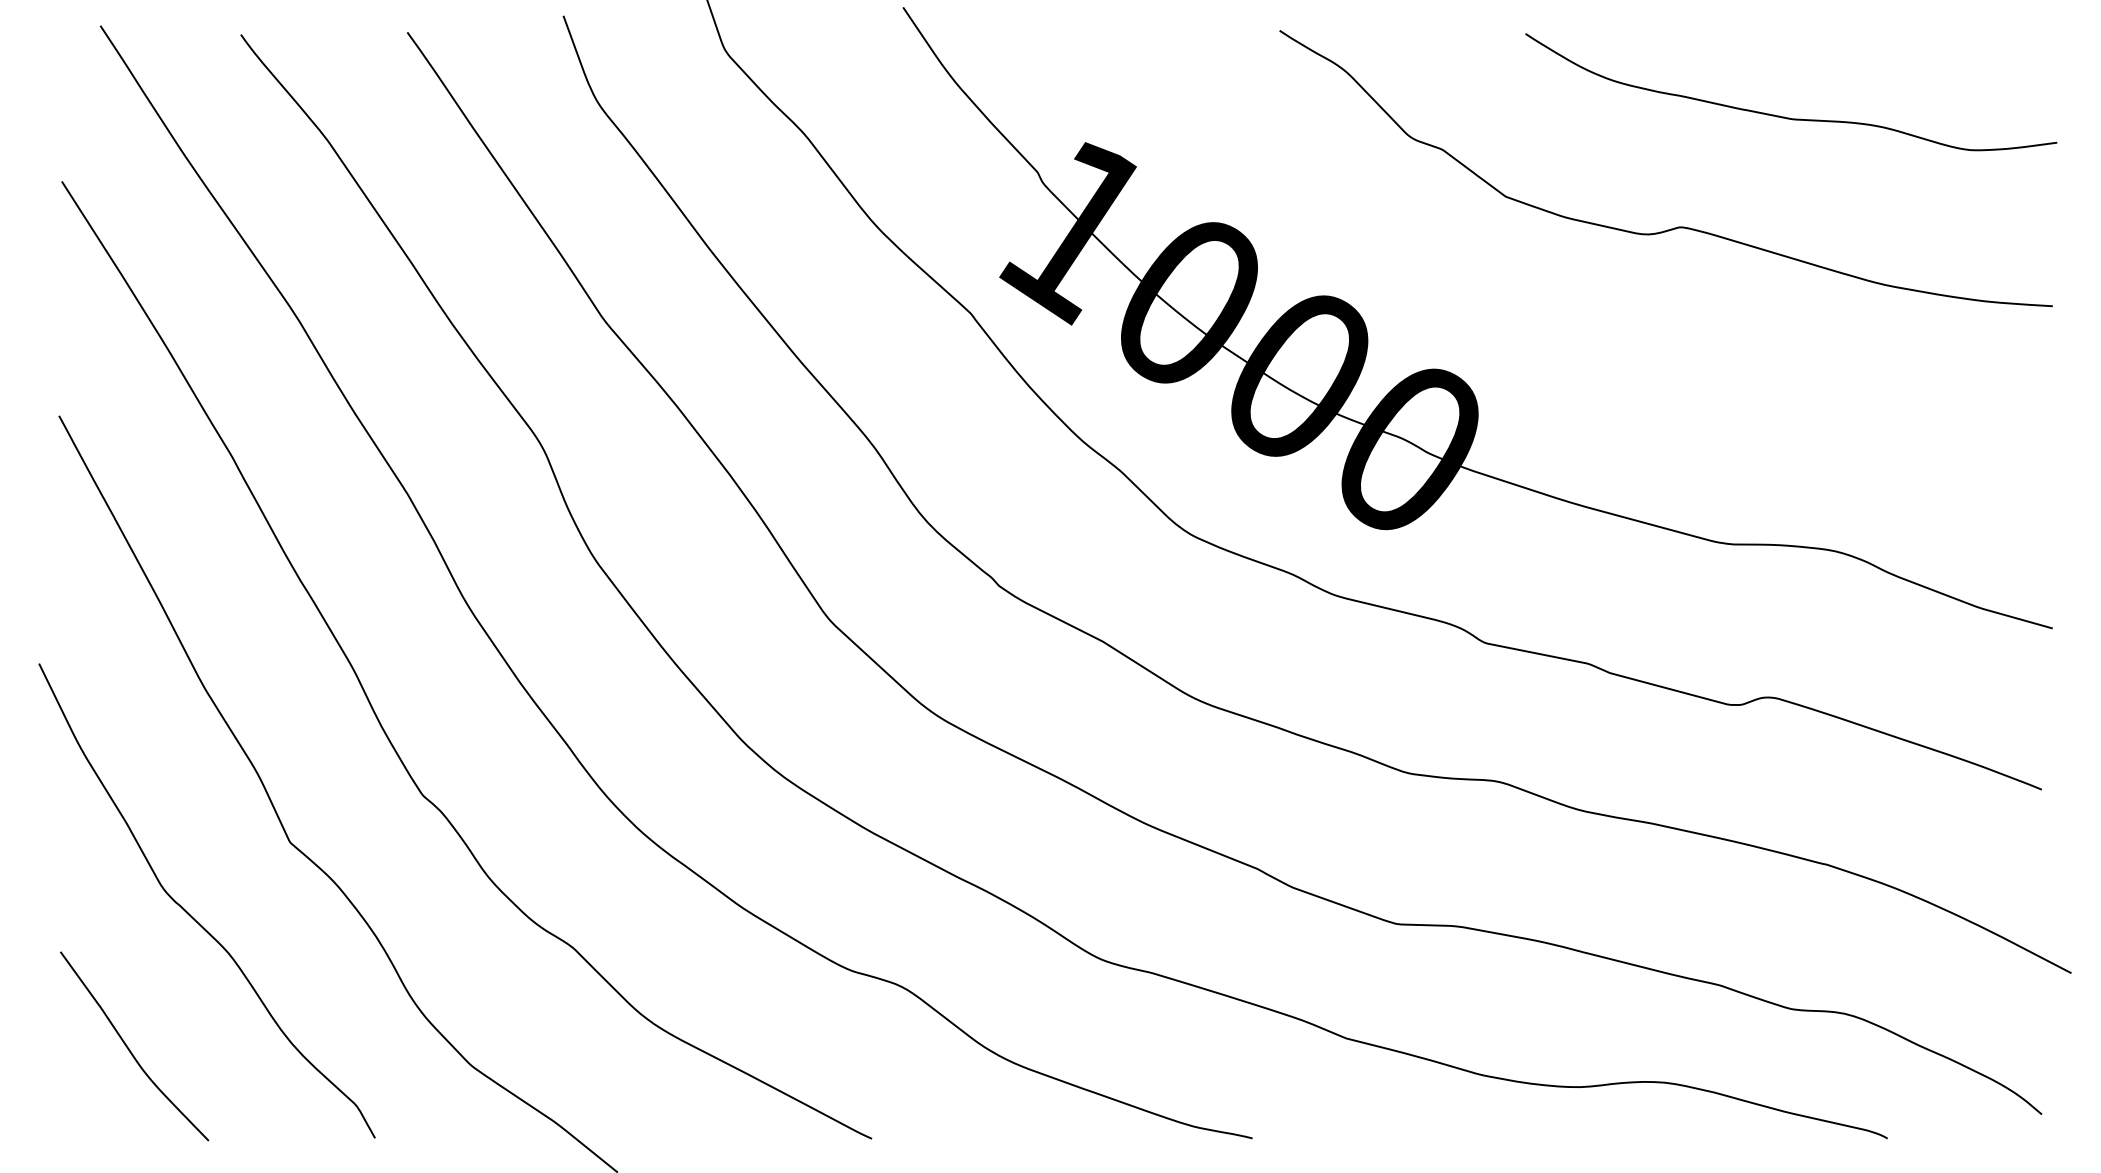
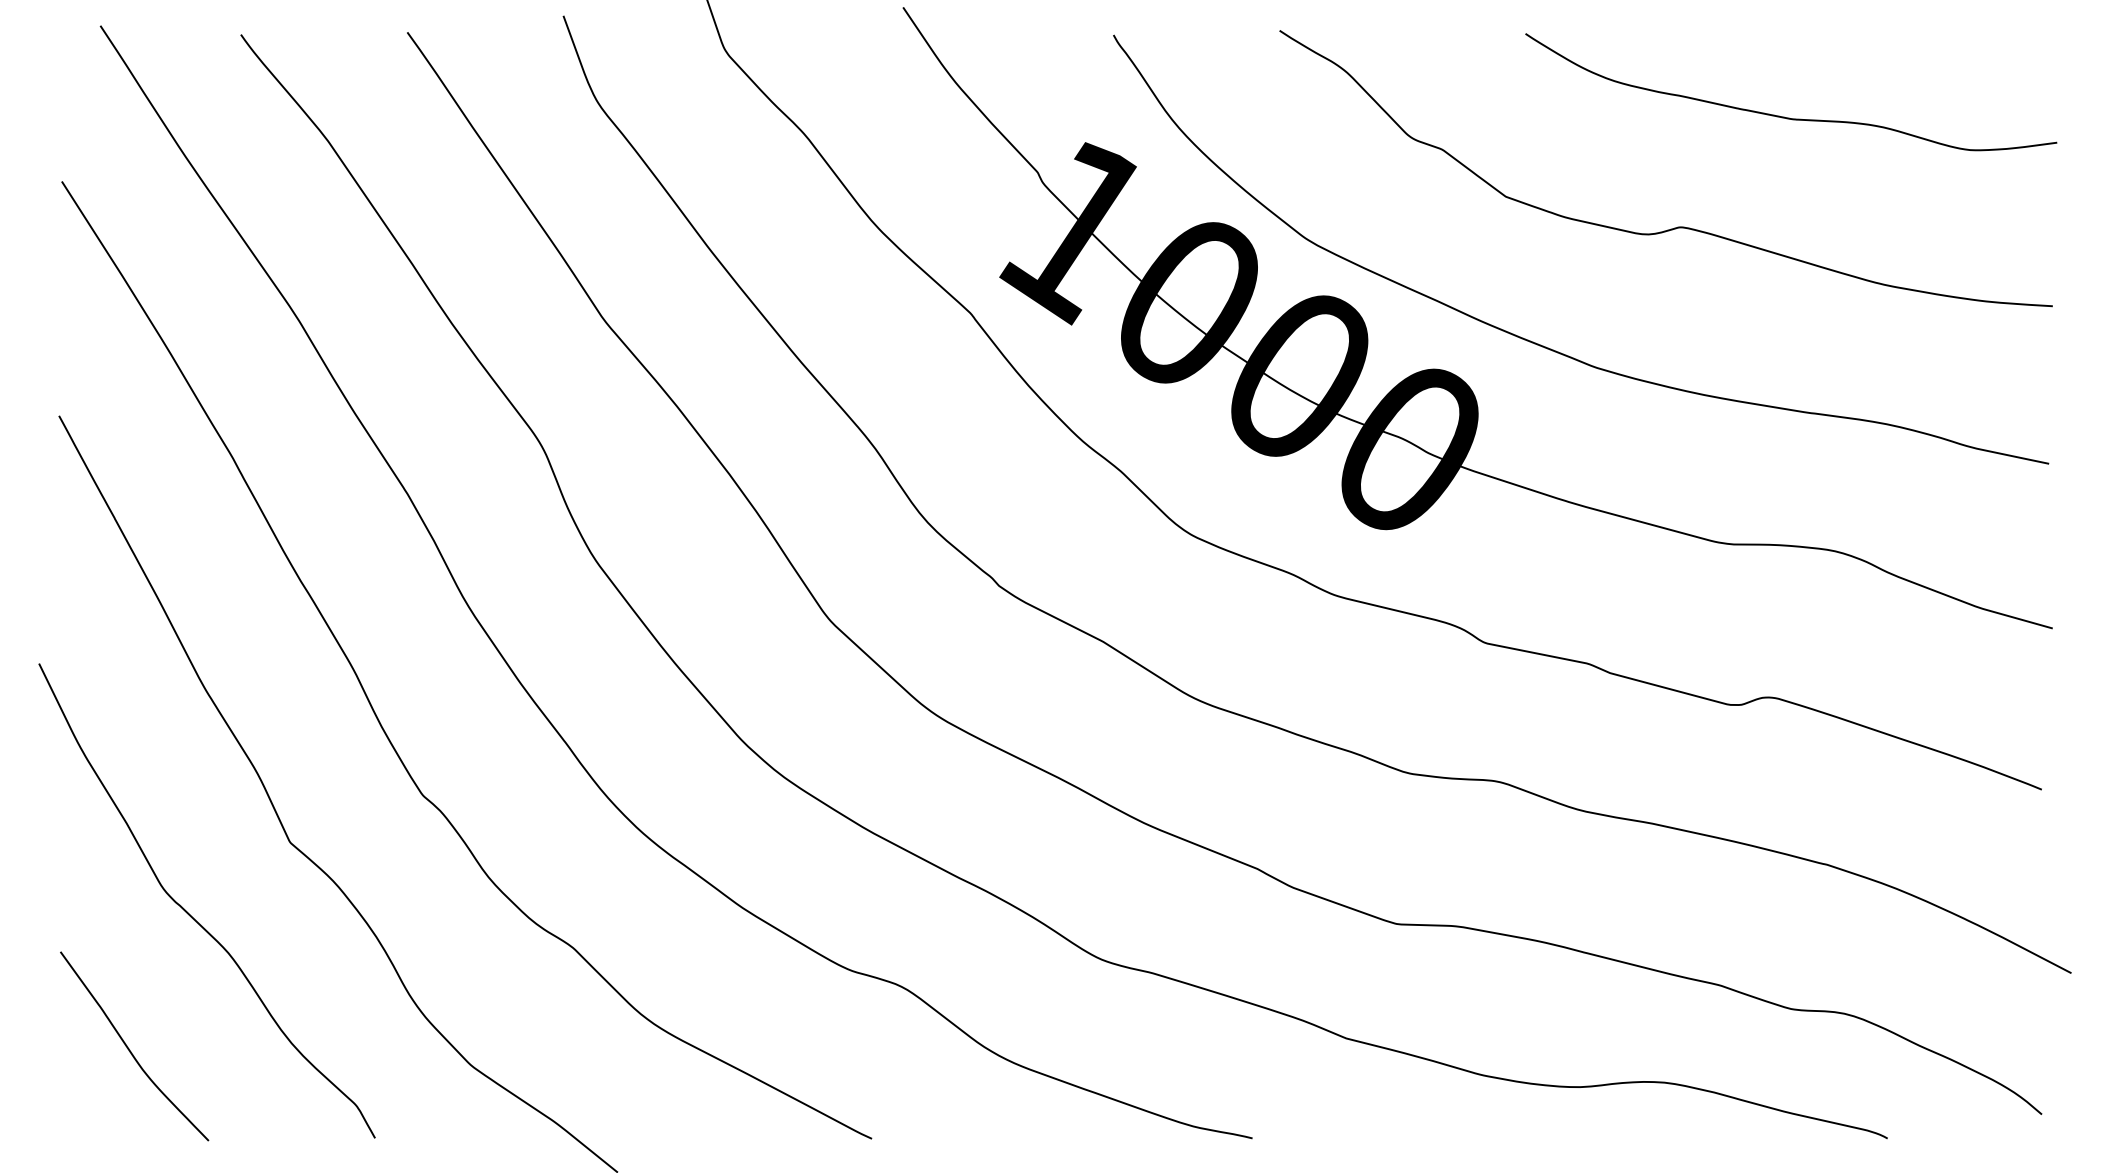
curve: none -> present (1543, 345)
